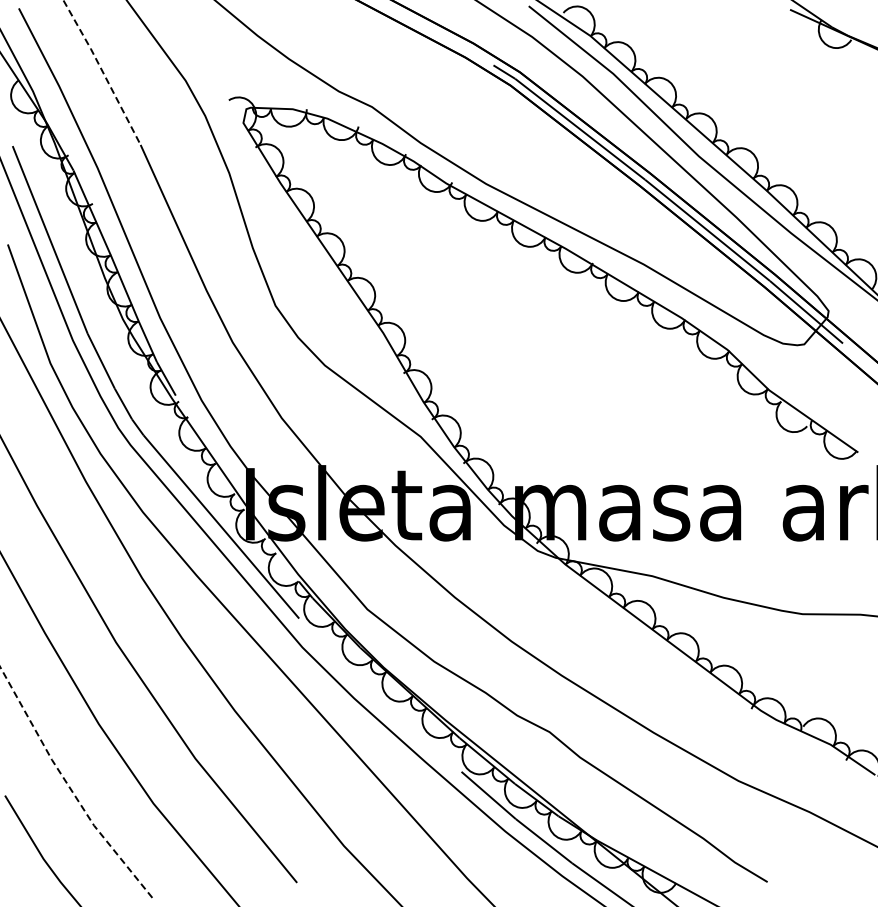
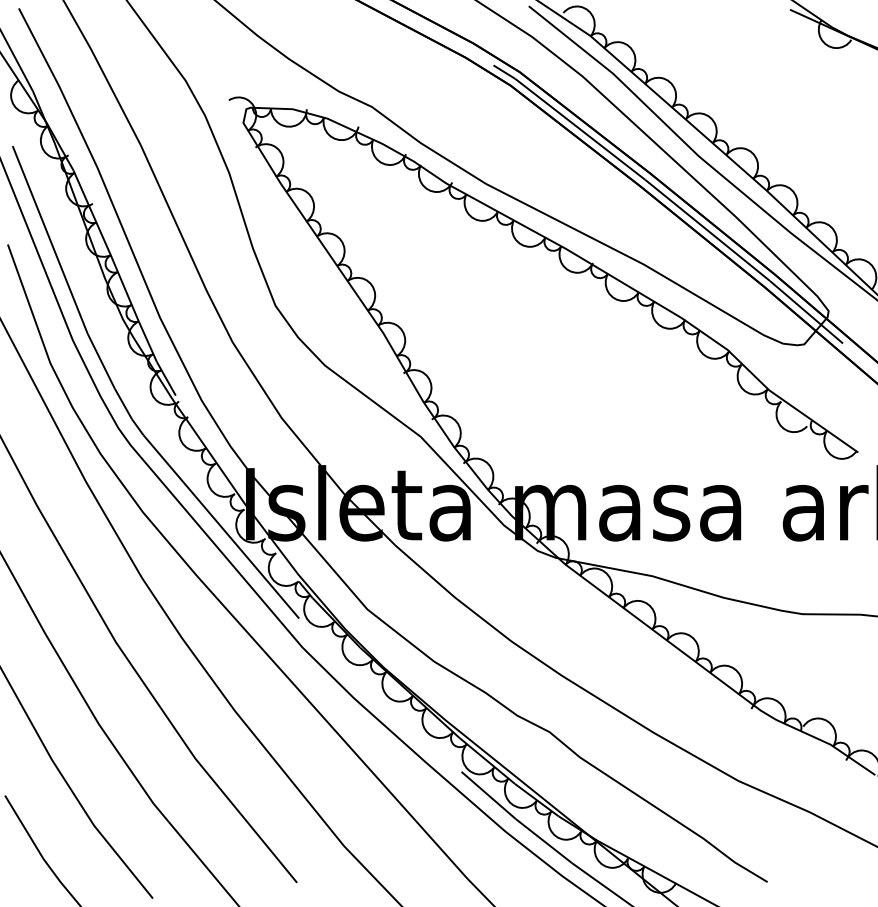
line: dashed -> solid (102, 71)
line: dashed -> solid (69, 787)
